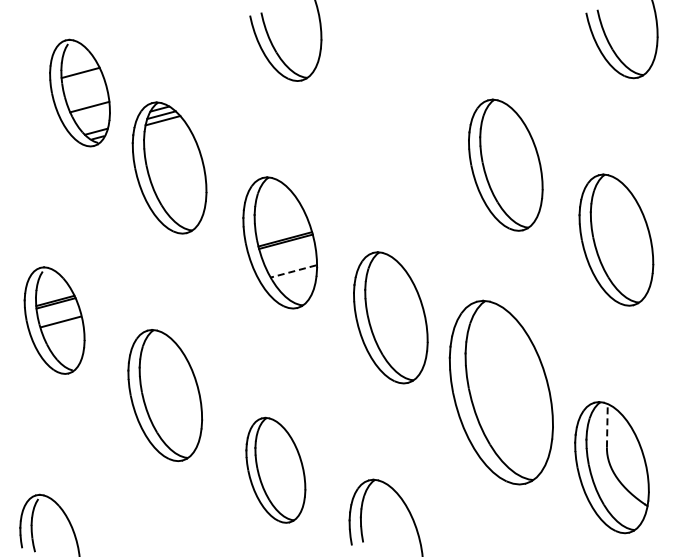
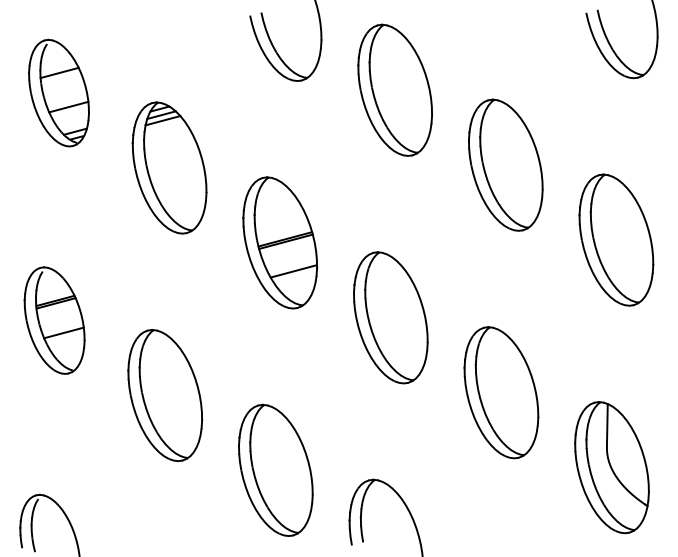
part: none -> present (394, 89)
part position: (79, 92) -> (58, 92) (58, 92)
line: dashed -> solid (293, 271)
line position: (60, 321) -> (63, 332) (63, 332)
part size: 106x187 px -> 77x134 px (501, 392)
line: dashed -> solid (607, 425)
part size: 62x108 px -> 76x134 px (275, 469)
